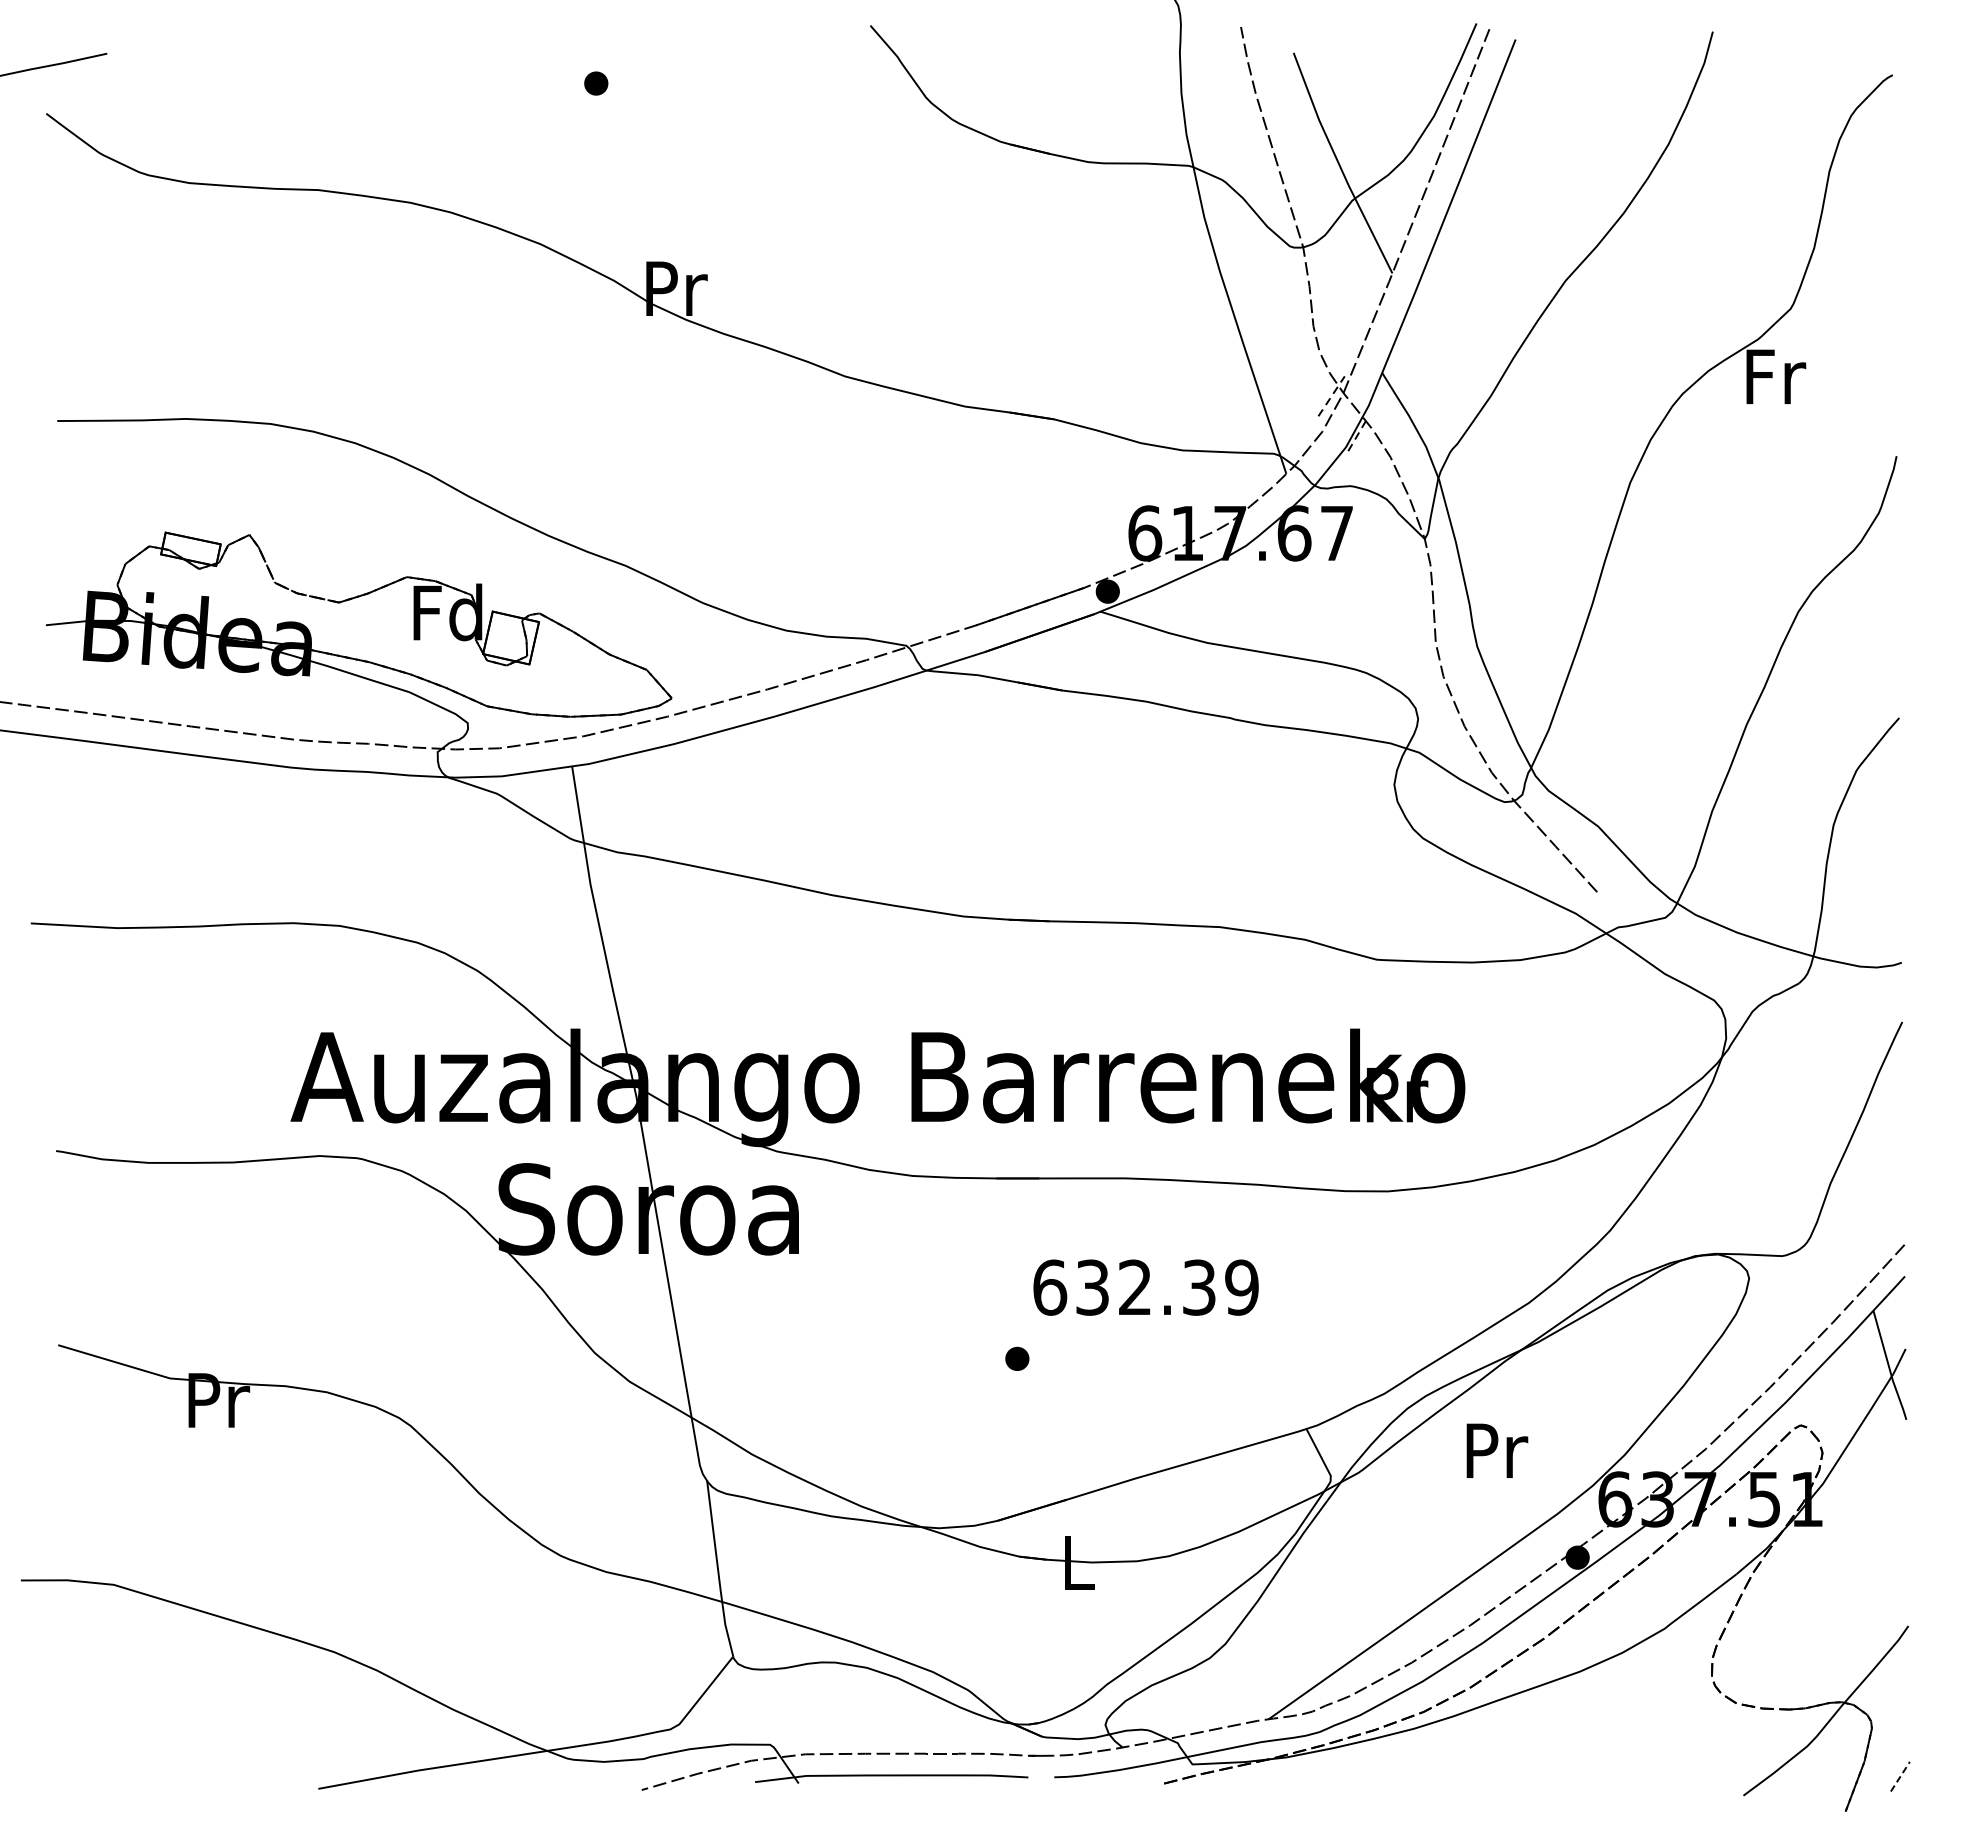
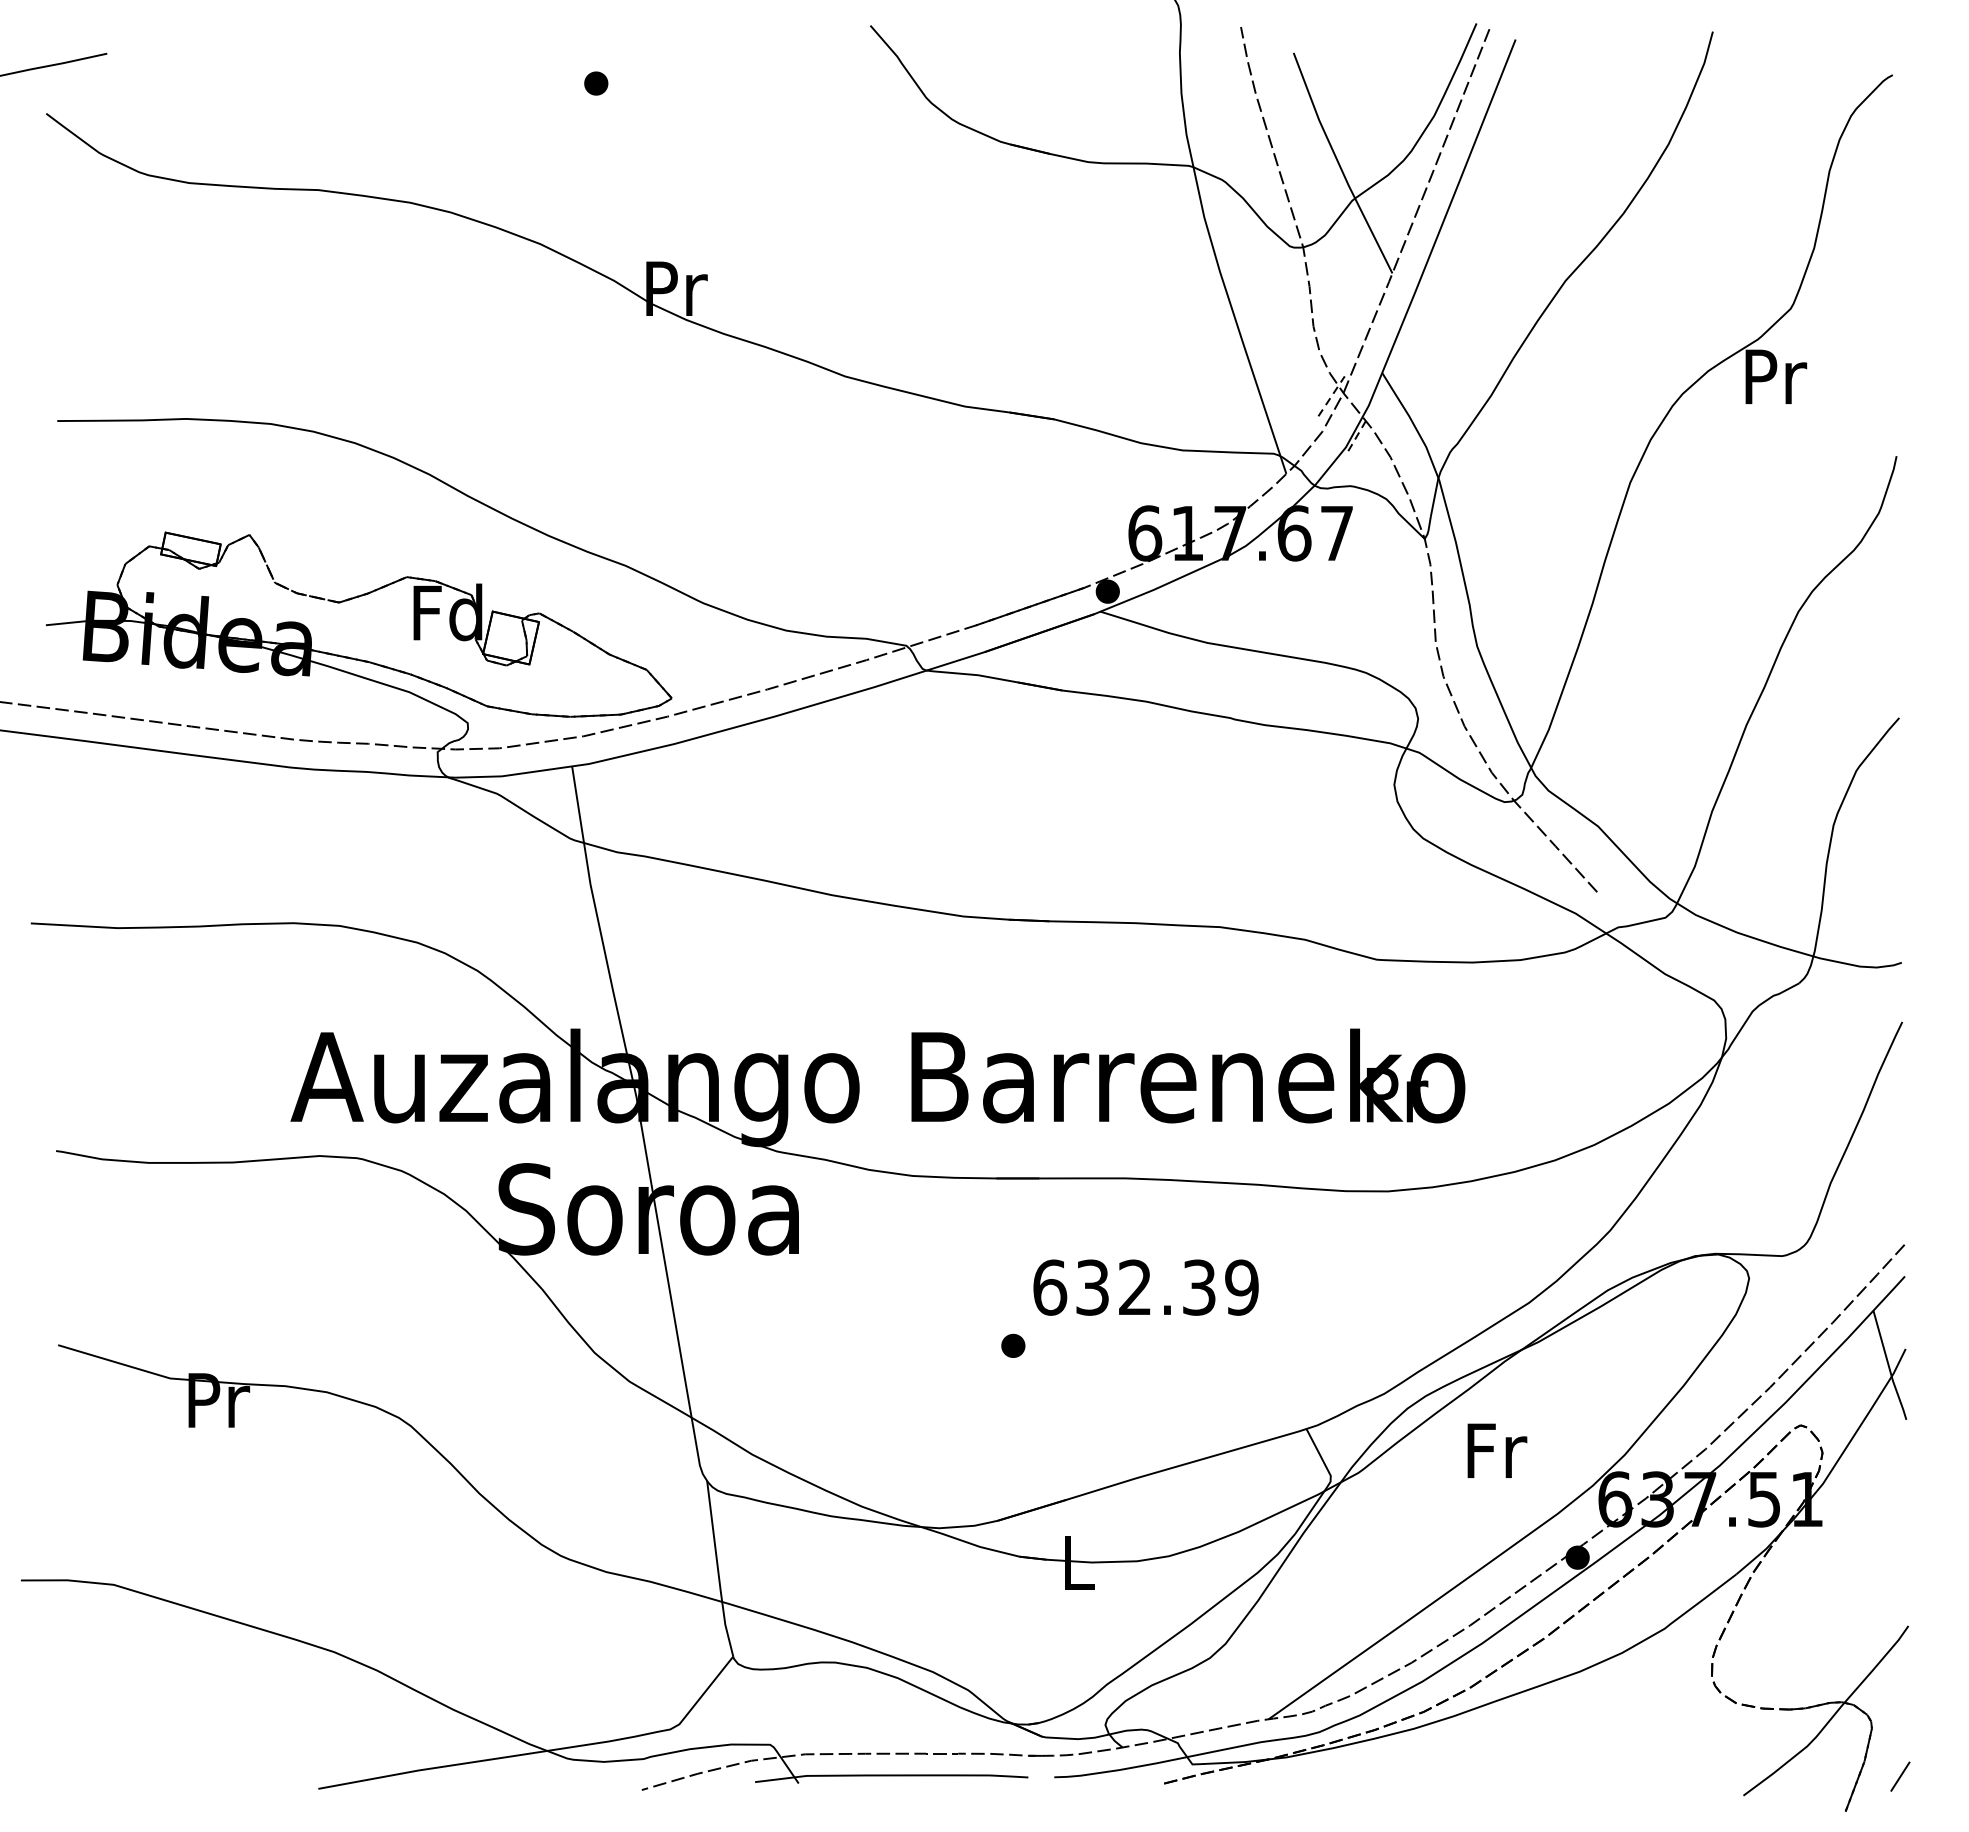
text: Fr -> Pr (1776, 376)
part position: (1017, 1358) -> (1013, 1345) (1013, 1345)
text: Pr -> Fr (1497, 1450)
line: dashed -> solid (1900, 1776)
